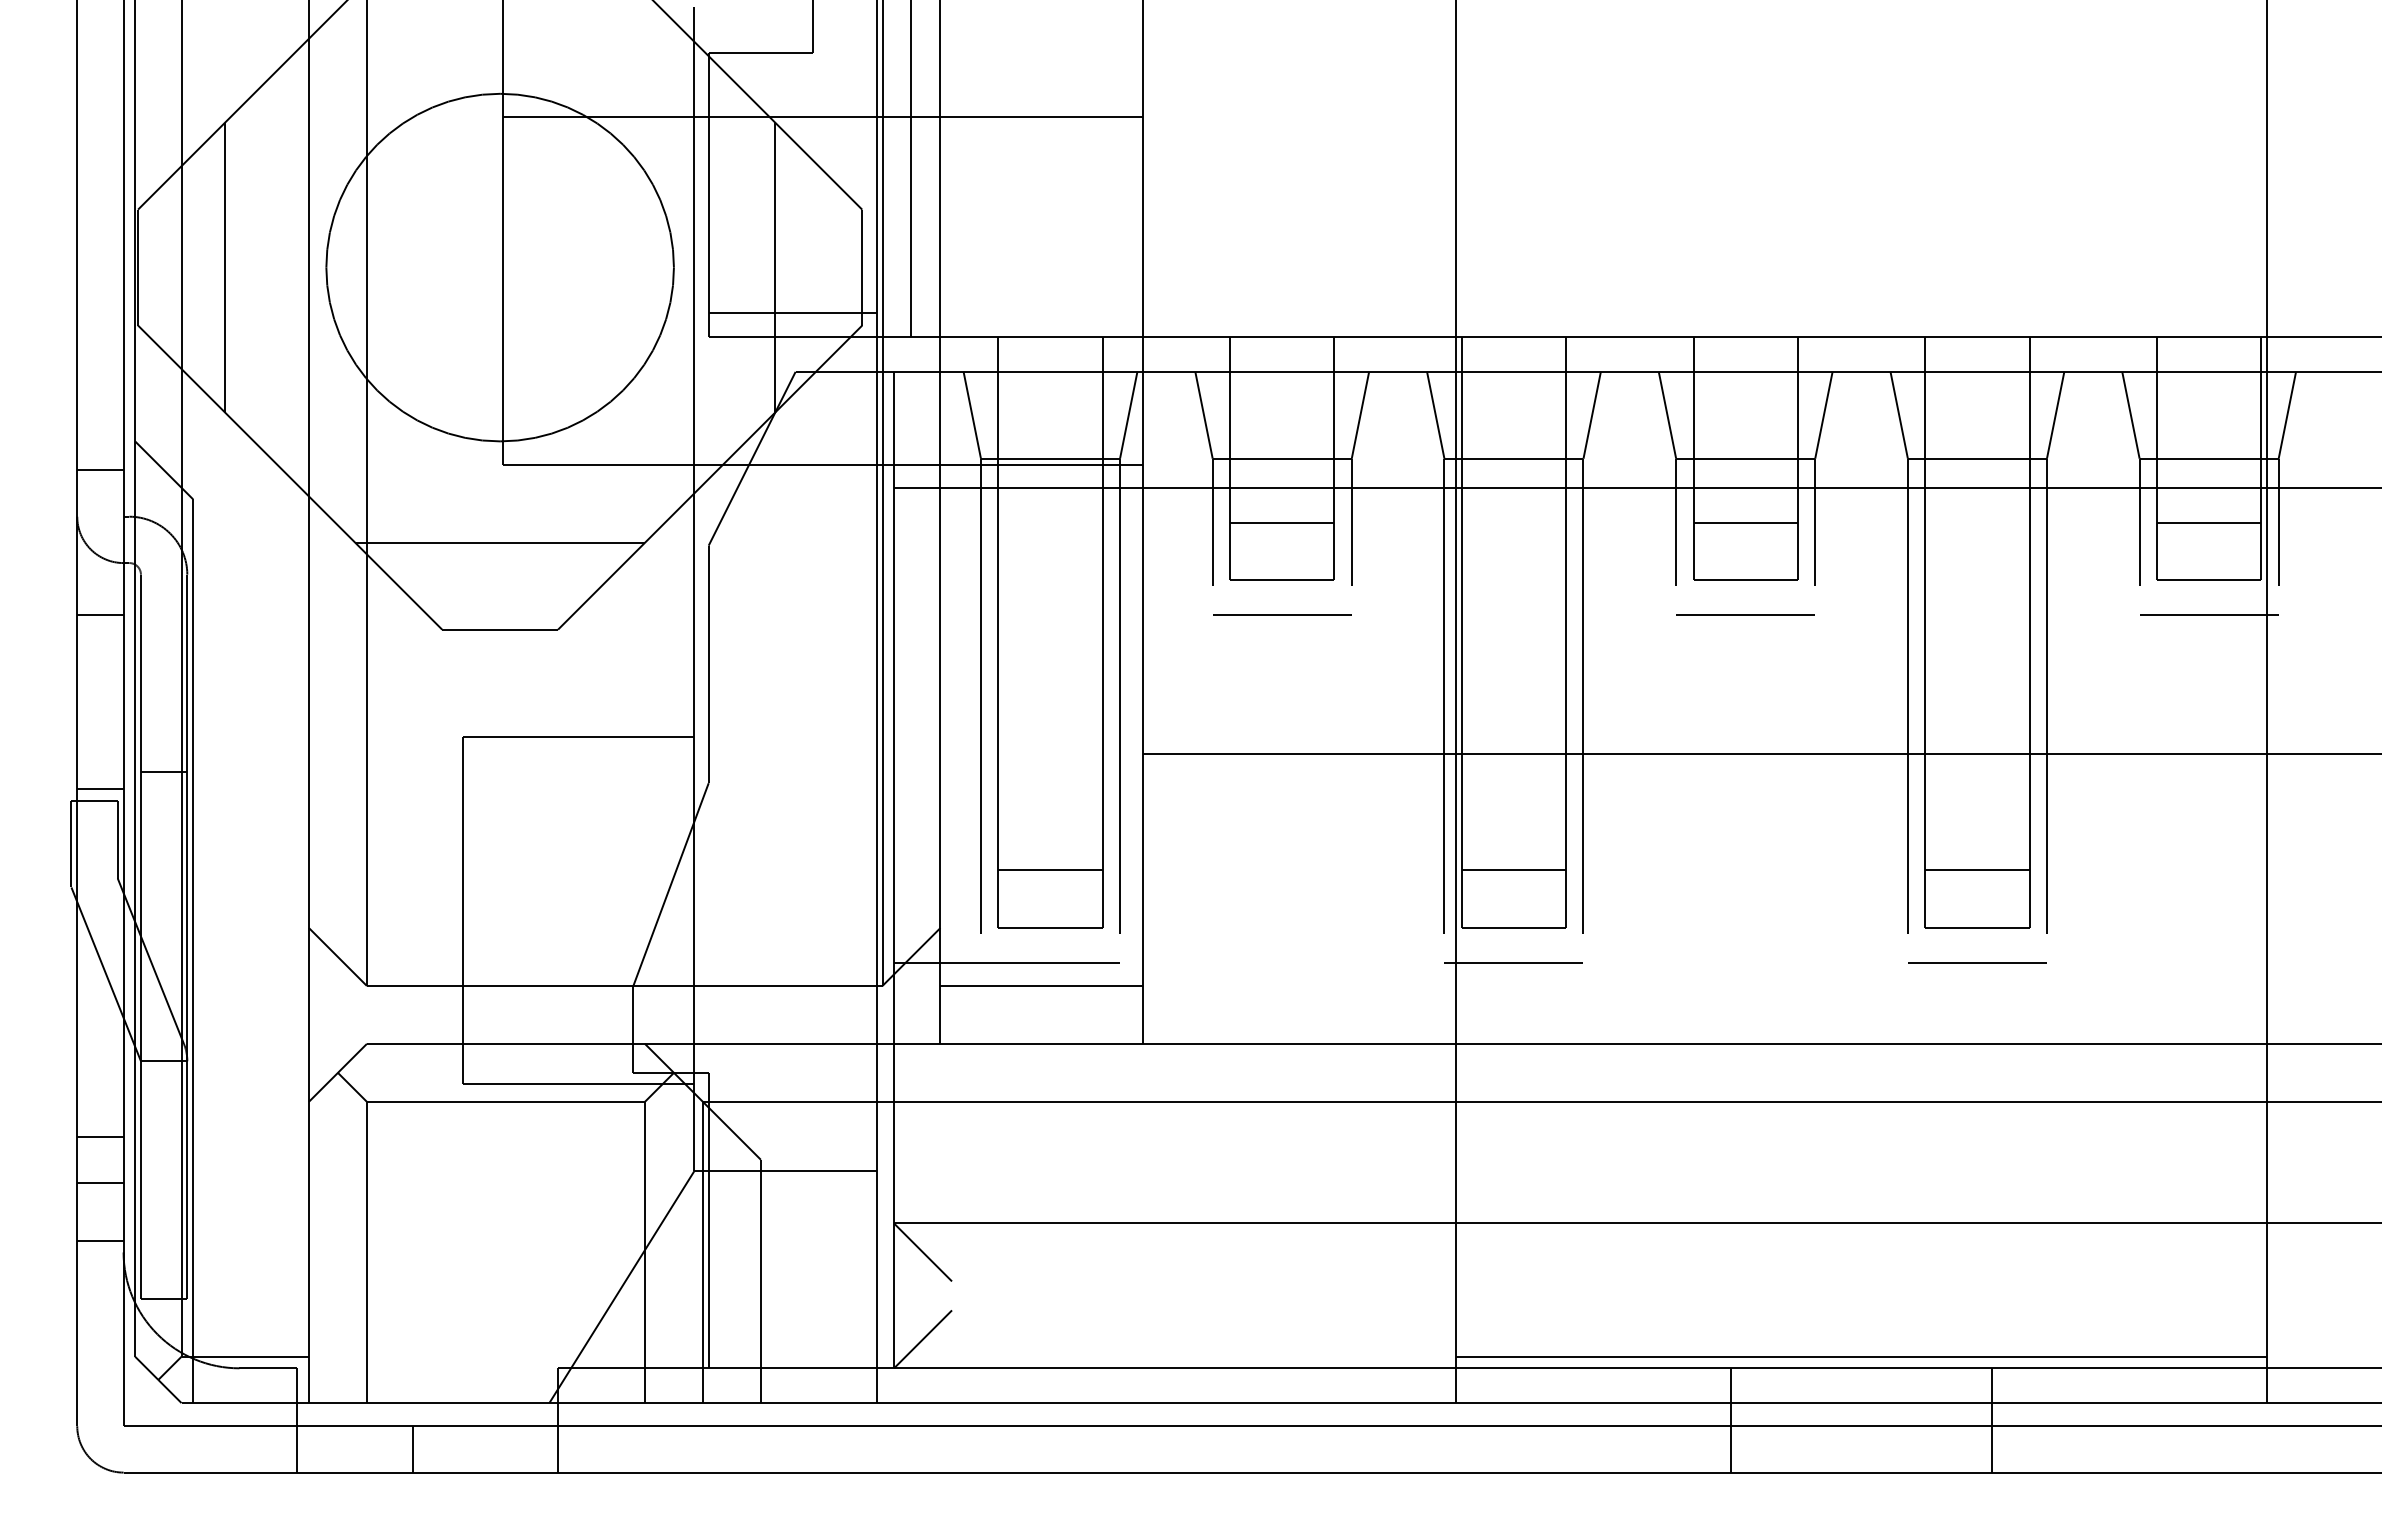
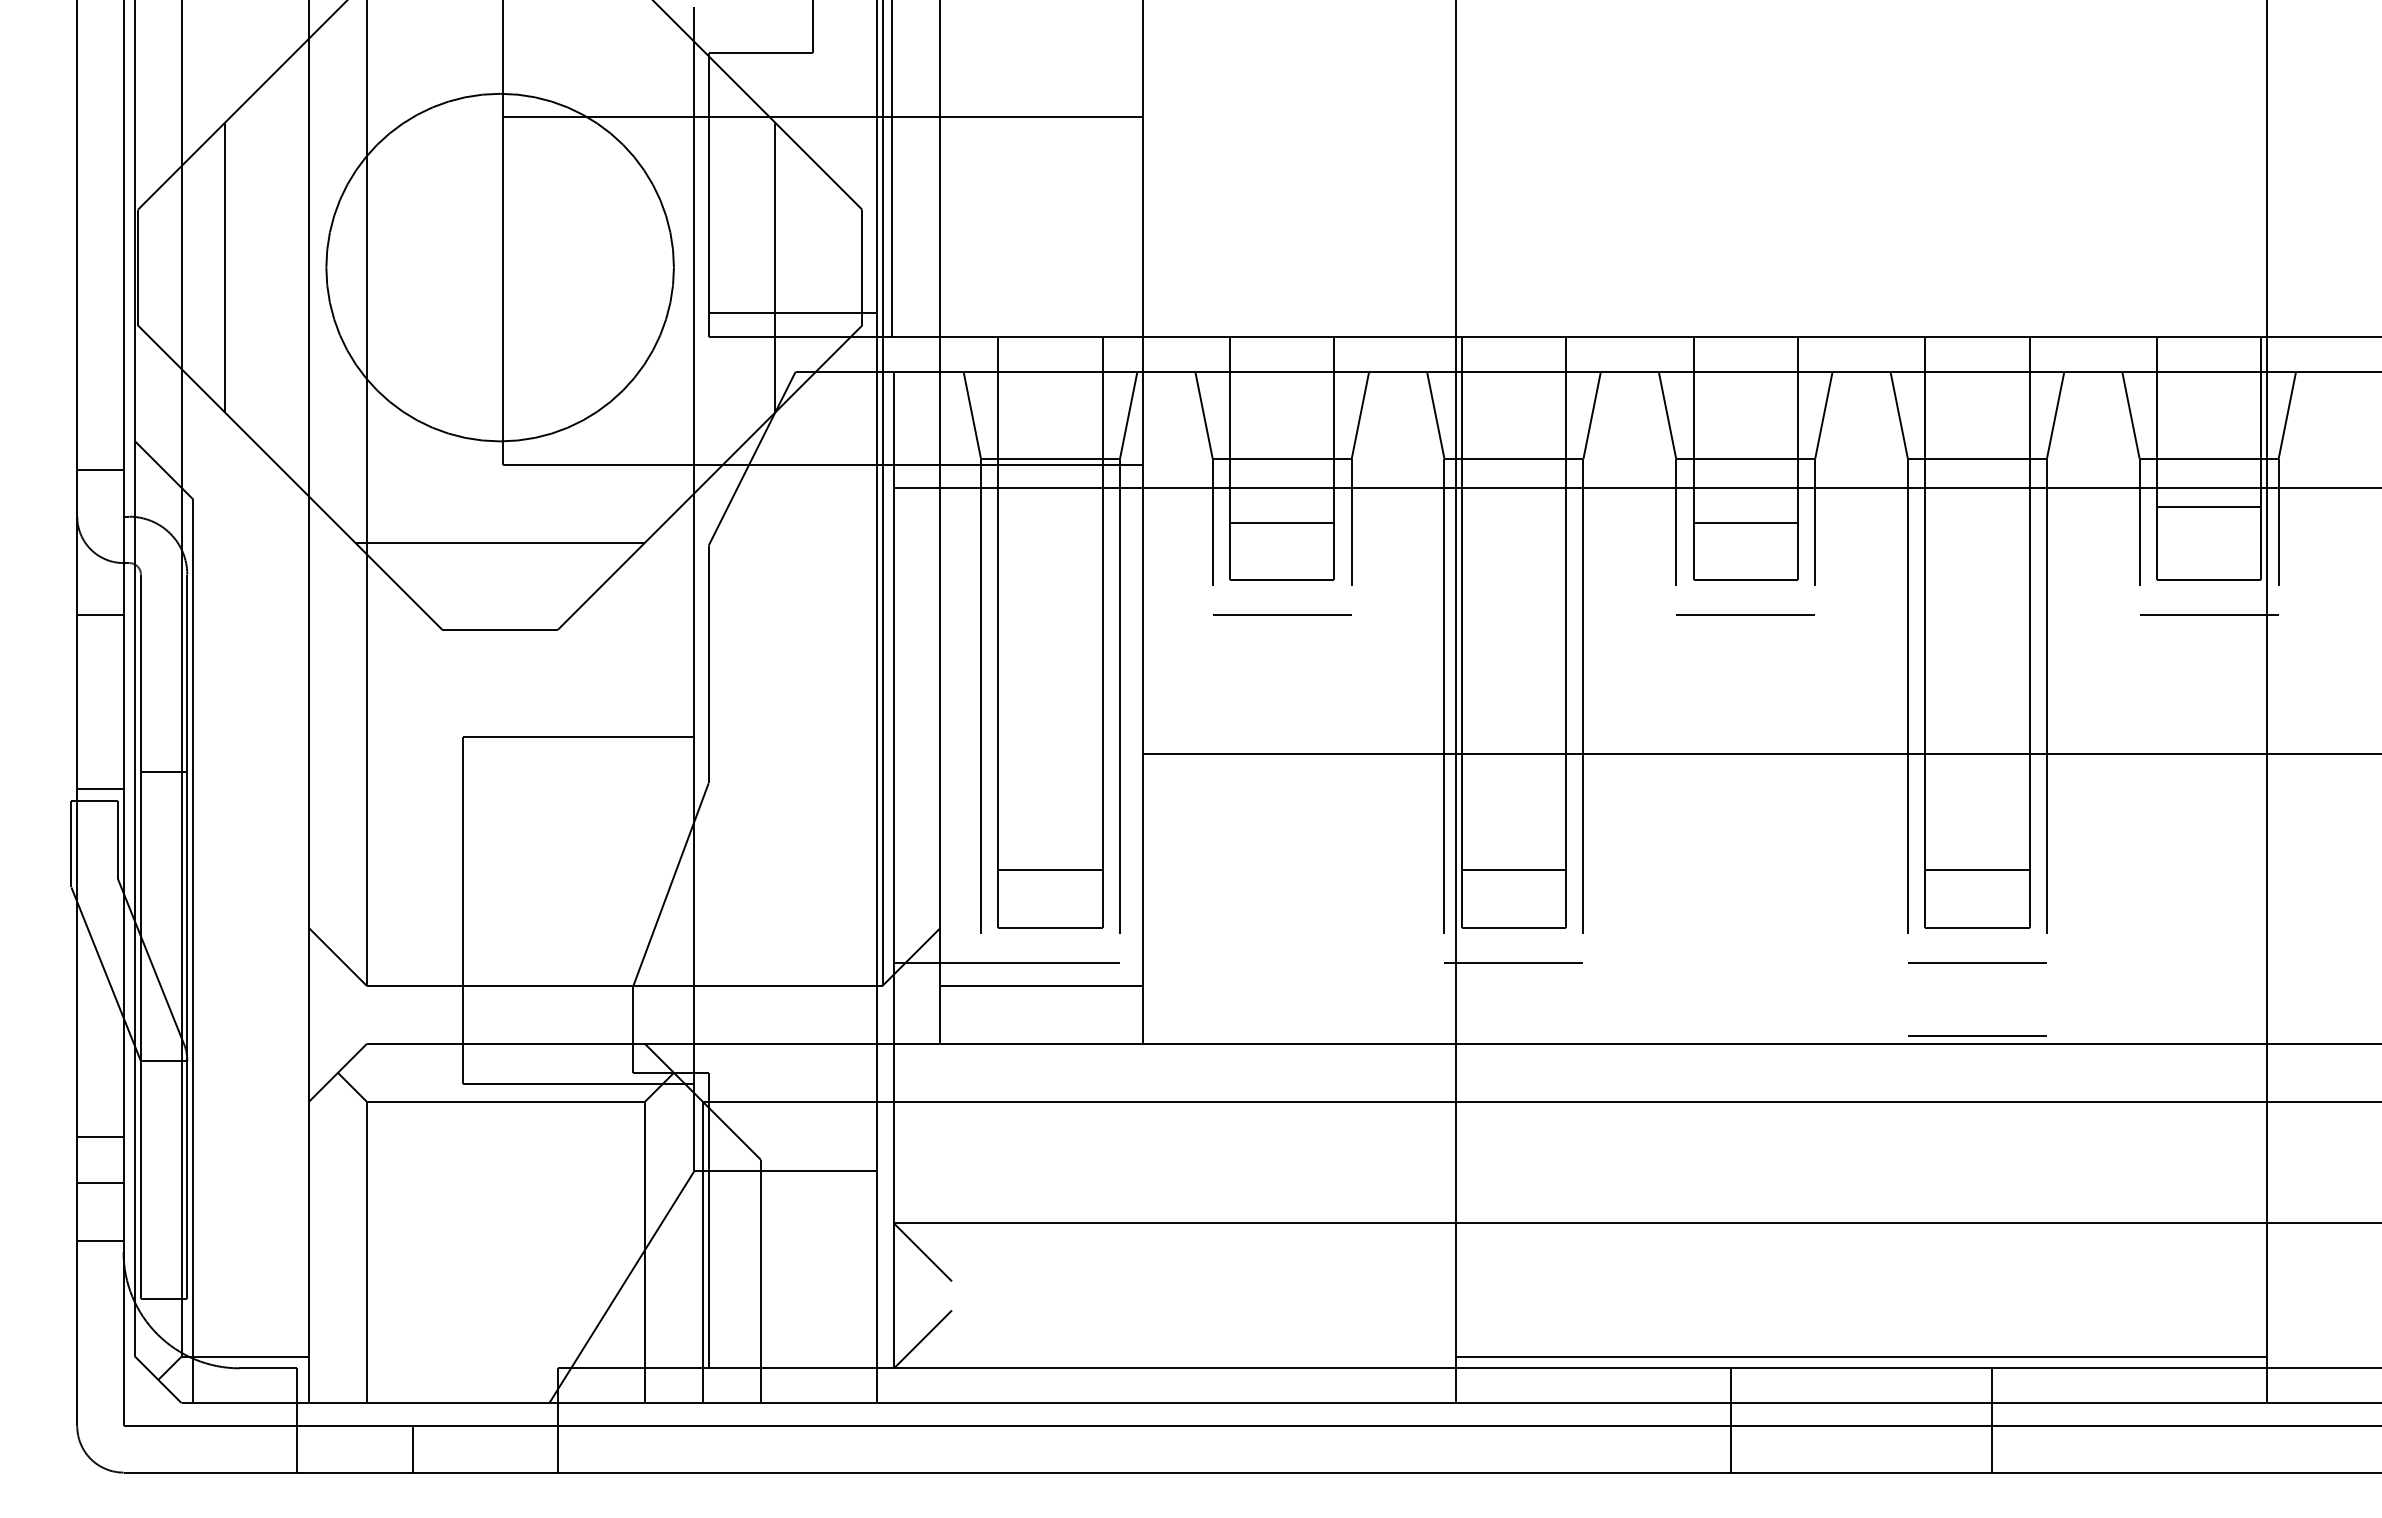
line position: (911, 169) -> (892, 169) (892, 169)
line position: (2209, 522) -> (2209, 506) (2209, 506)
line: none -> present (1977, 1035)
